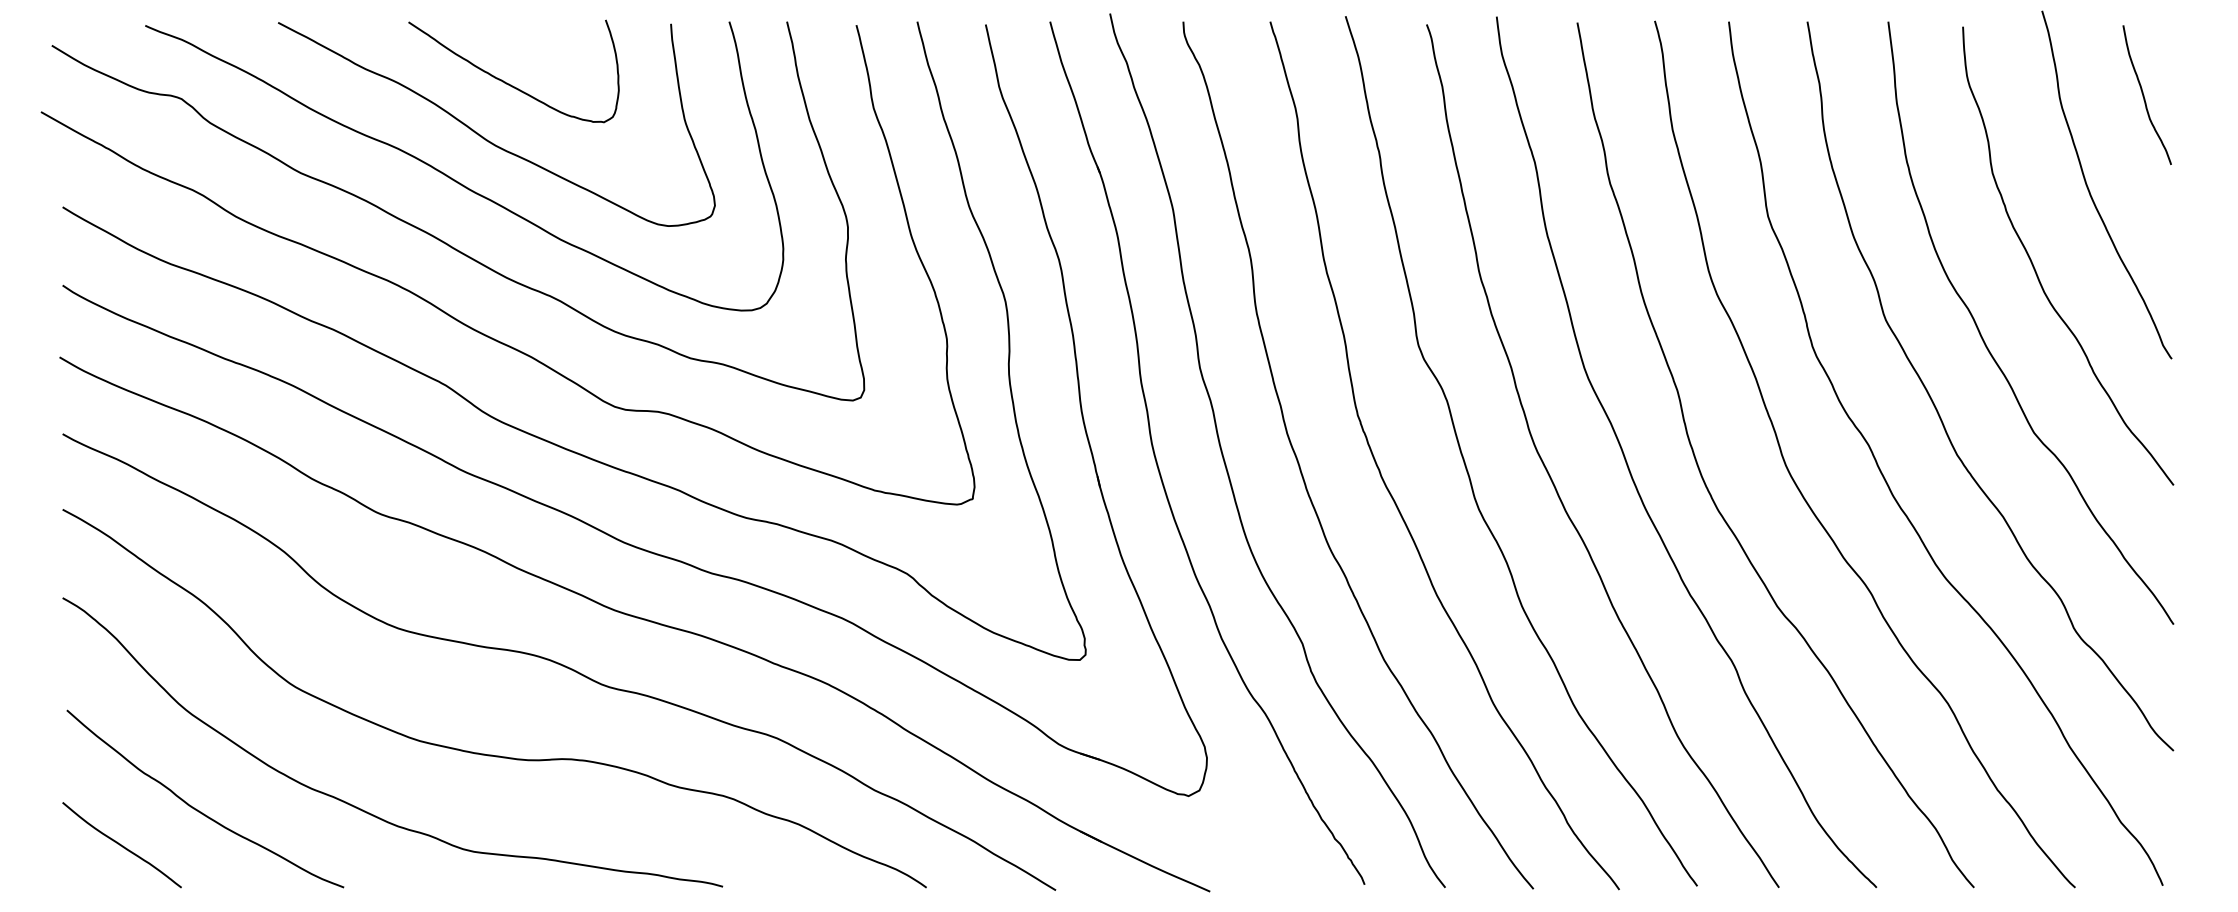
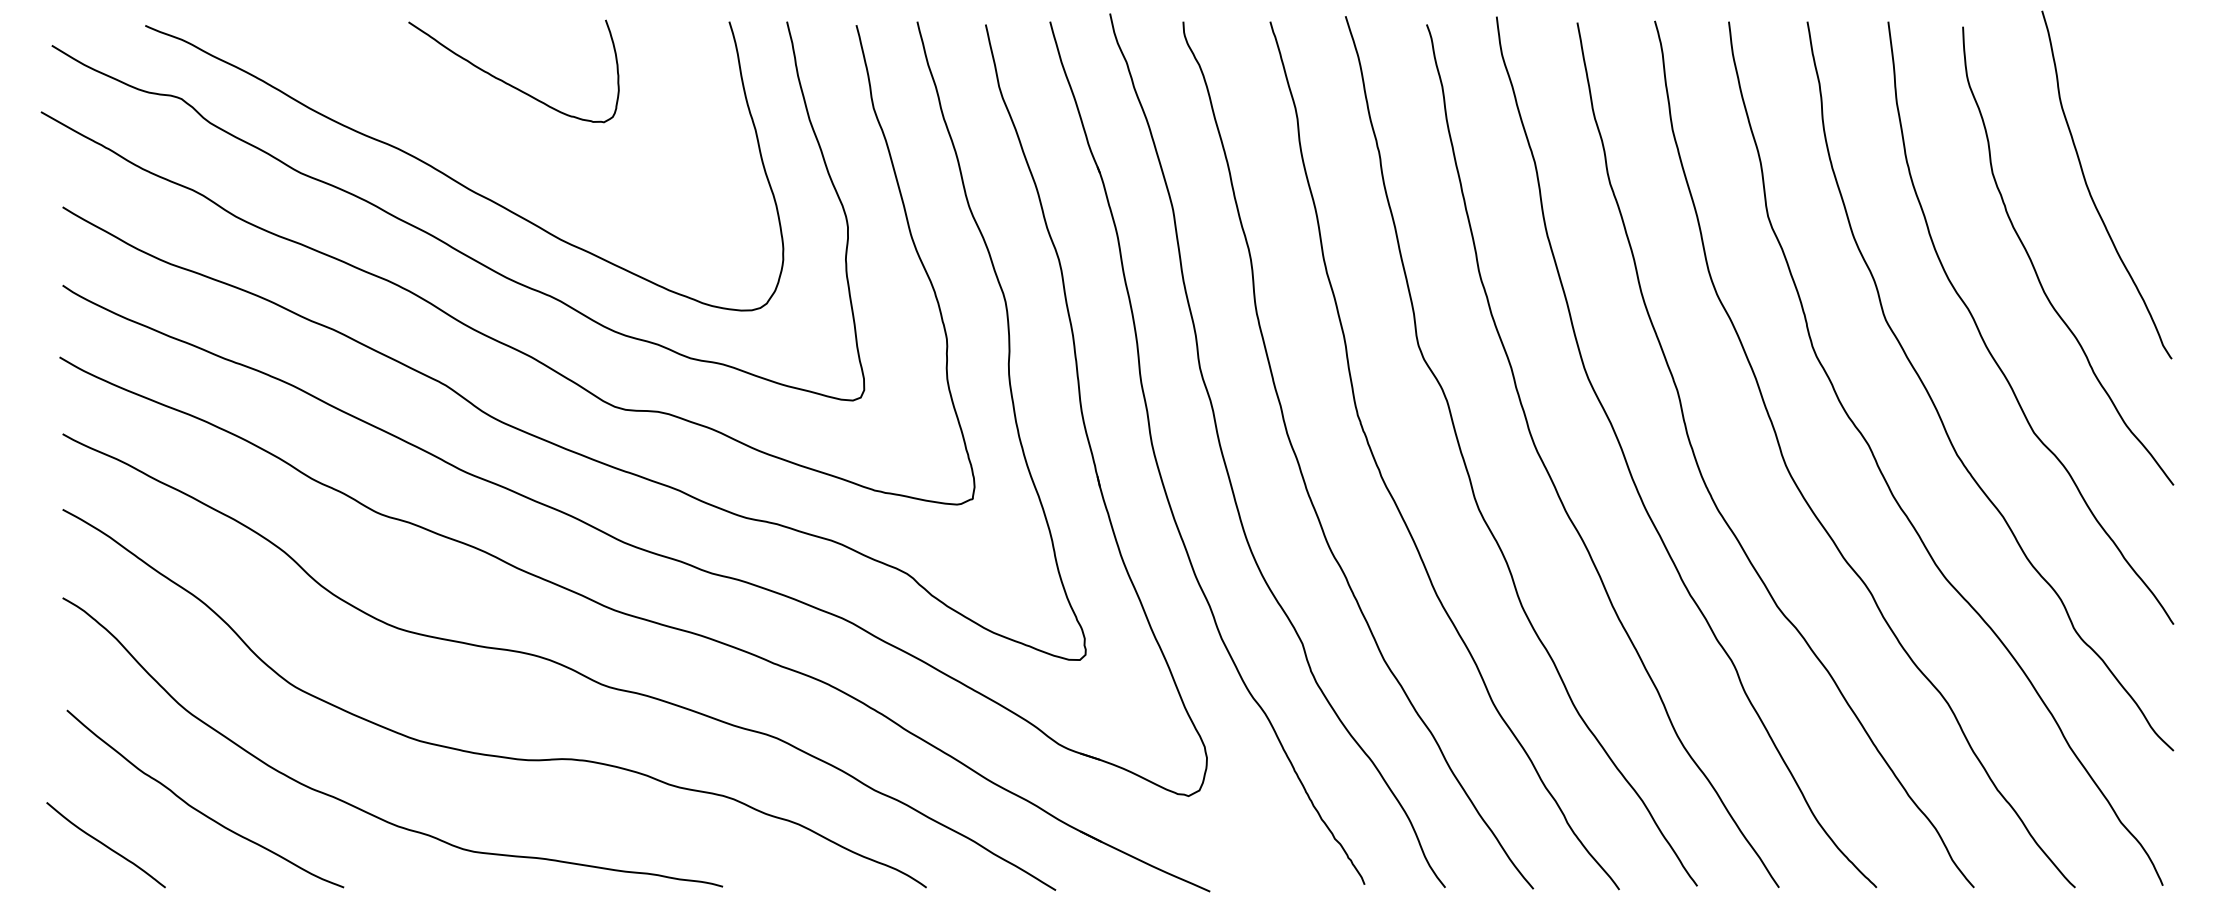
curve: present -> none (2144, 95)
curve: present -> none (486, 138)
curve position: (121, 845) -> (105, 845) (105, 845)
